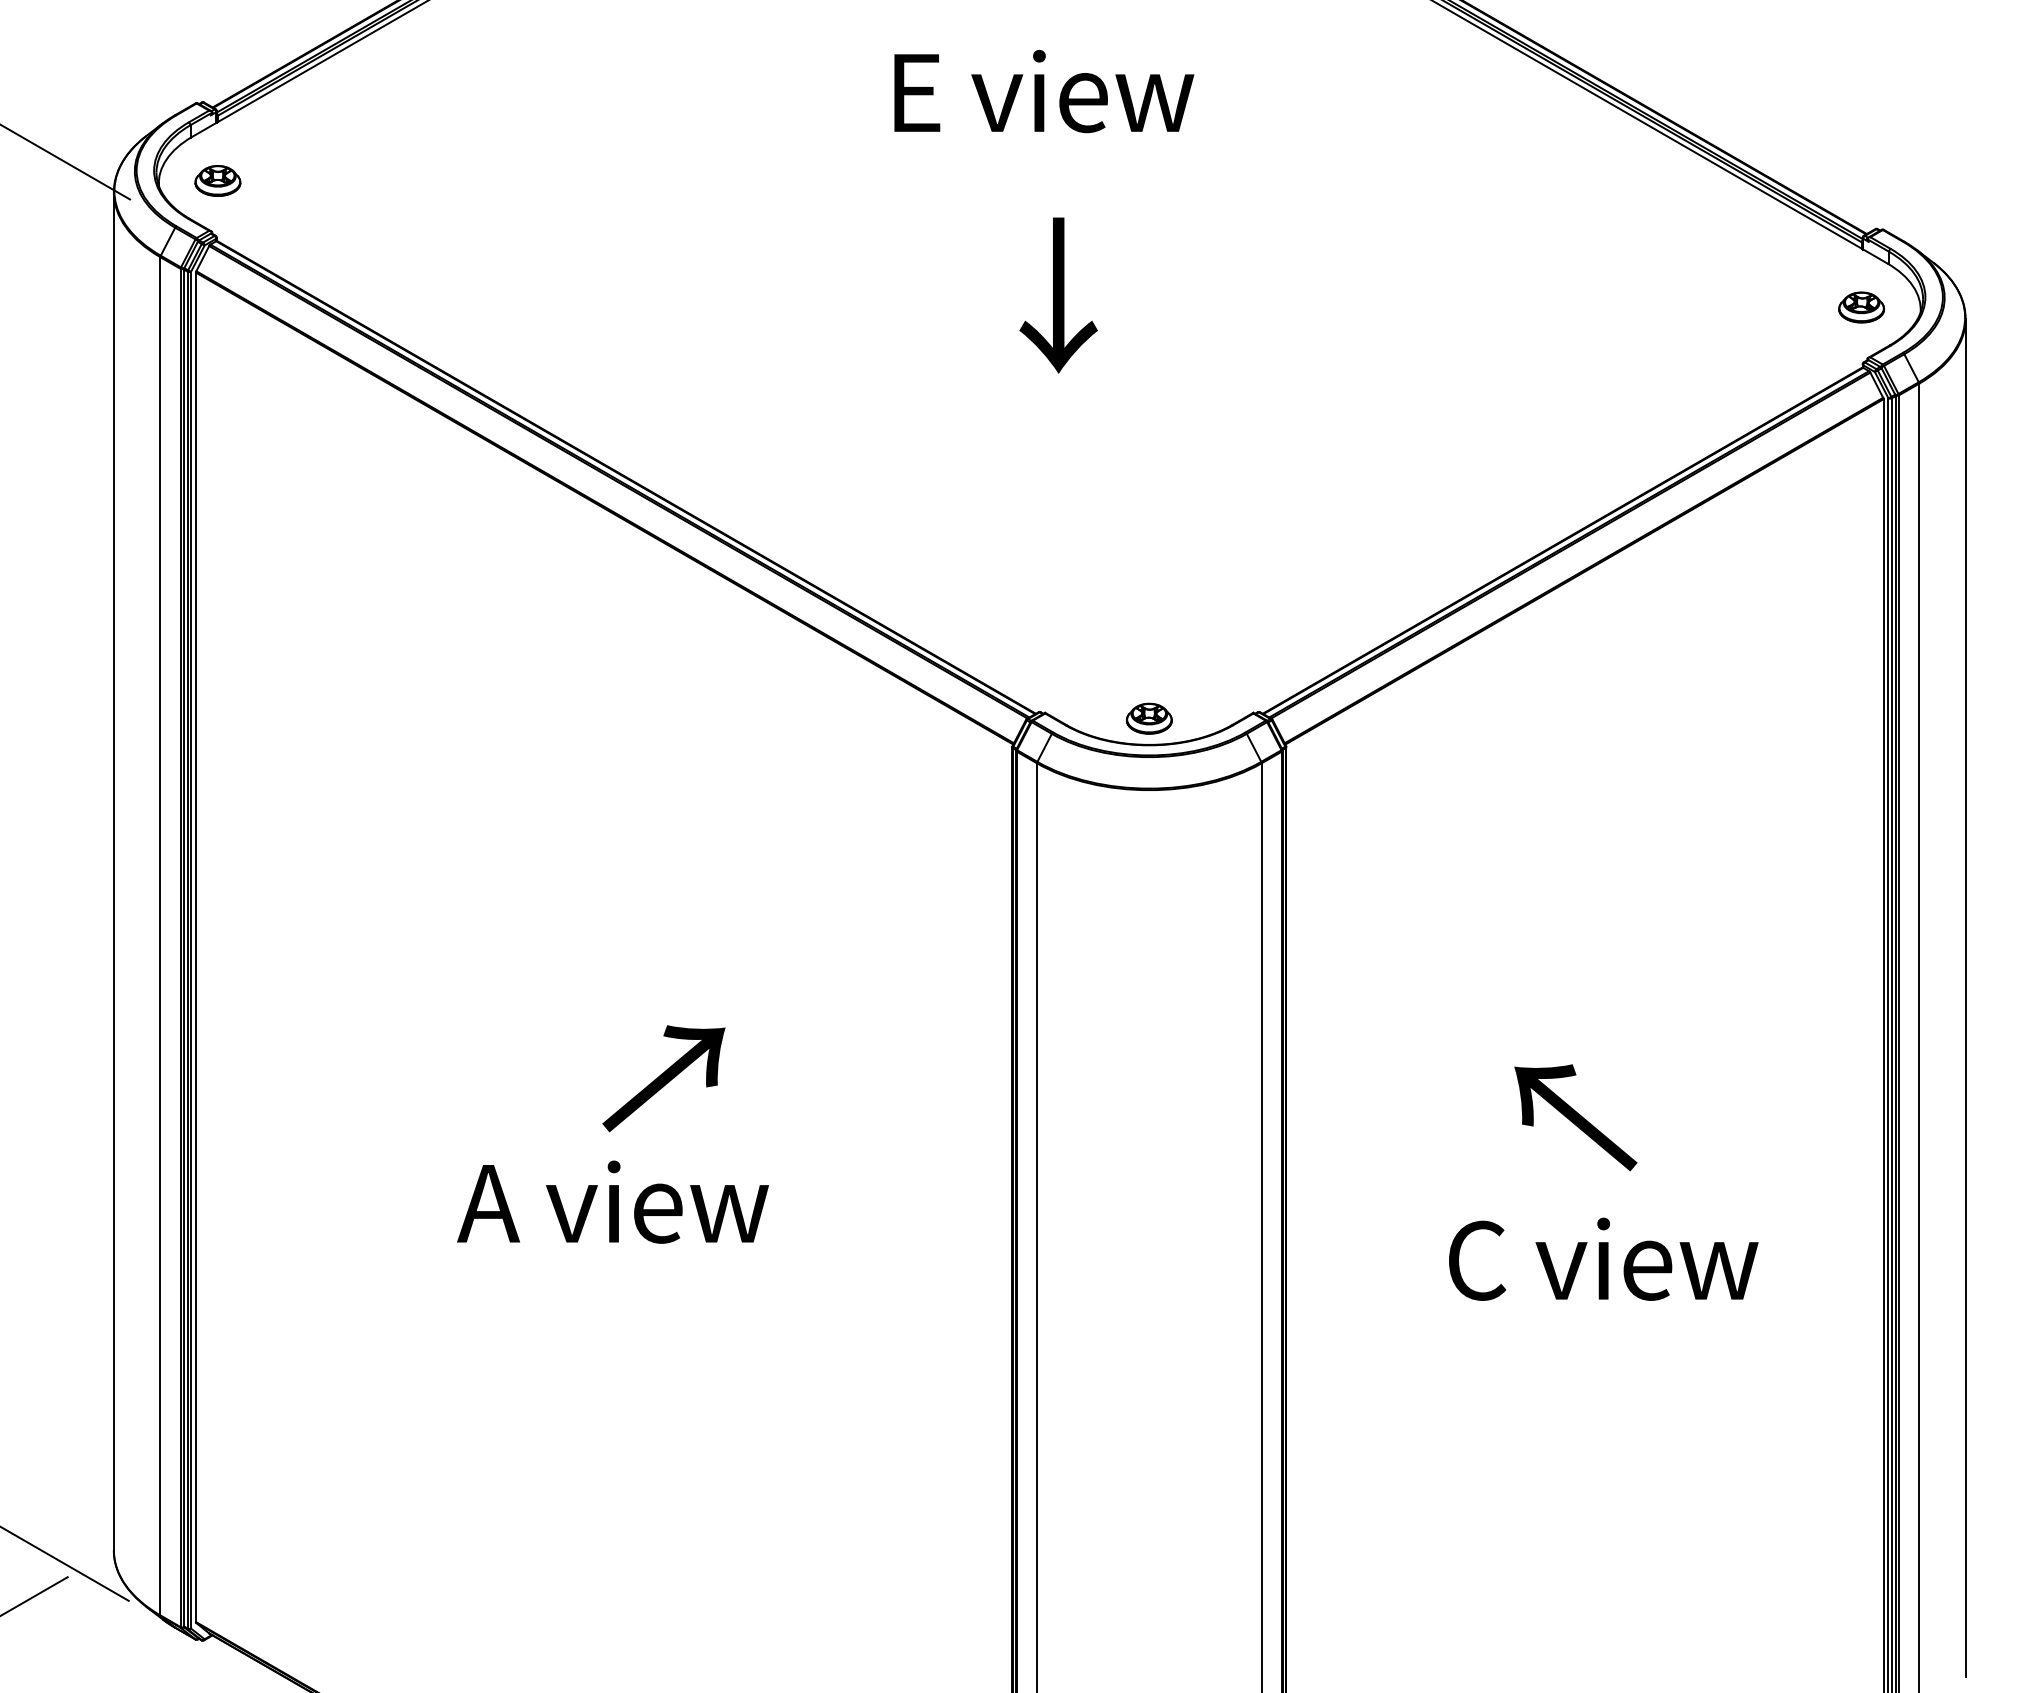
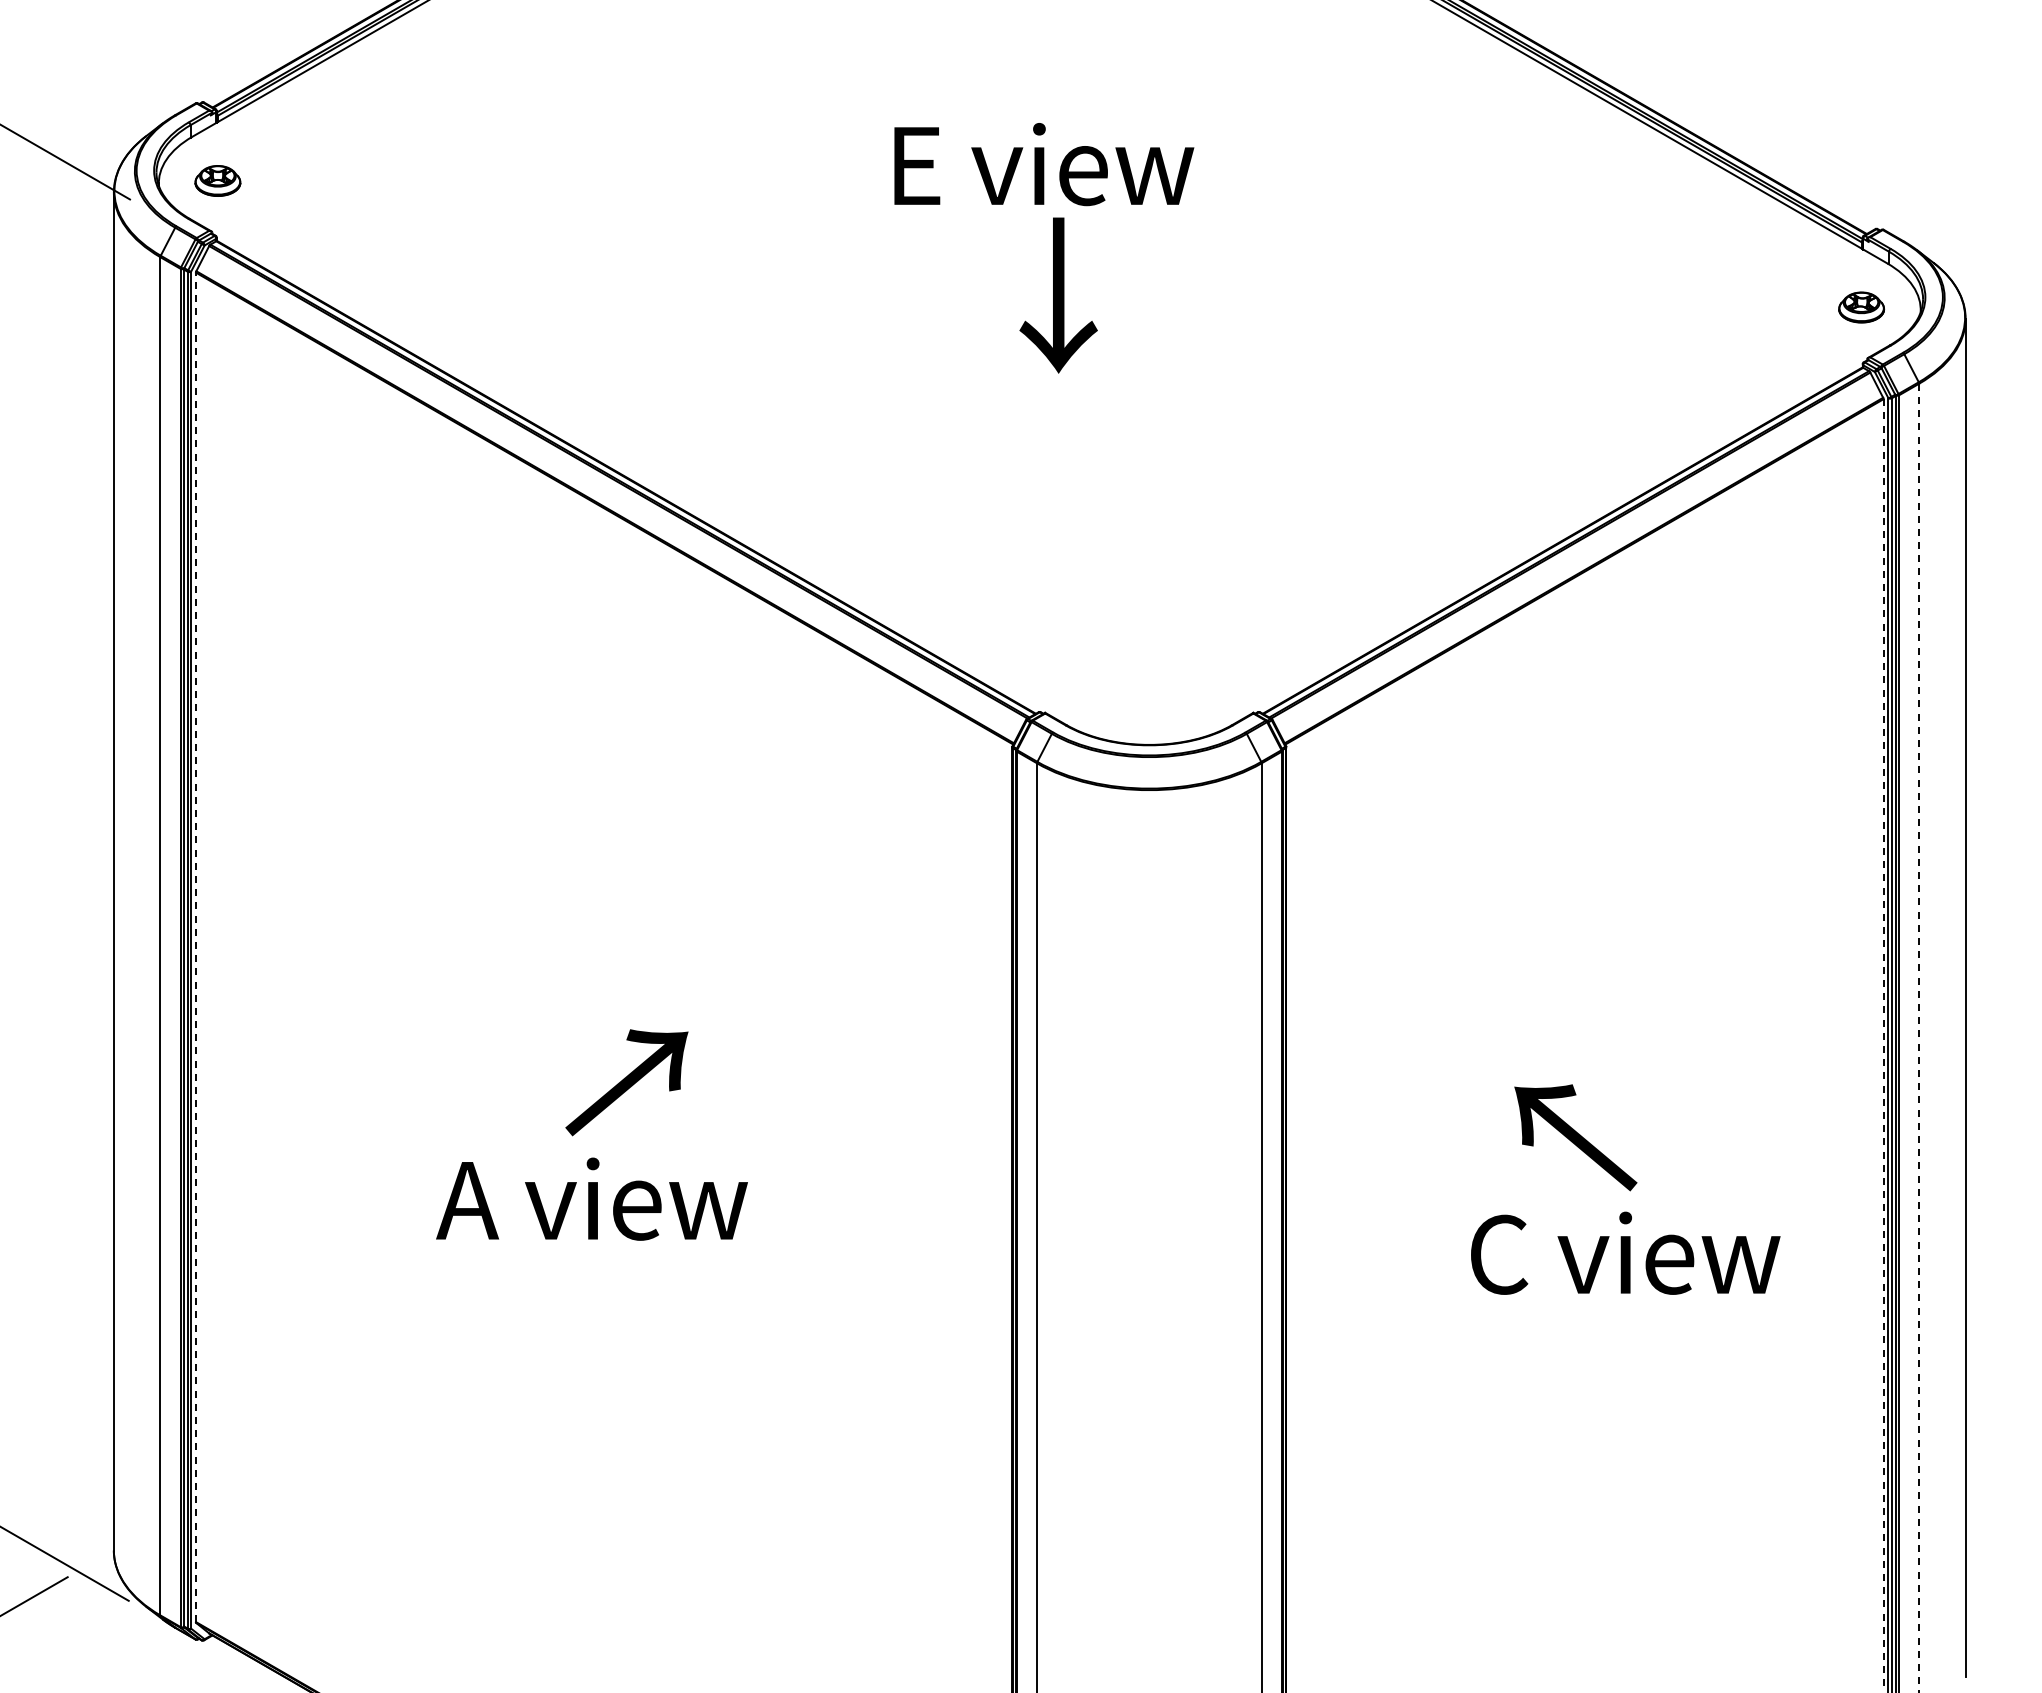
text position: (1044, 91) -> (1044, 164) (1044, 164)
part: present -> none (1149, 718)
line: solid -> dashed (196, 947)
line: solid -> dashed (1919, 1038)
line: solid -> dashed (1883, 1045)
text position: (663, 1078) -> (626, 1082) (626, 1082)
text position: (1575, 1117) -> (1575, 1137) (1575, 1137)
text position: (612, 1201) -> (591, 1198) (591, 1198)
text position: (1603, 1258) -> (1625, 1252) (1625, 1252)
